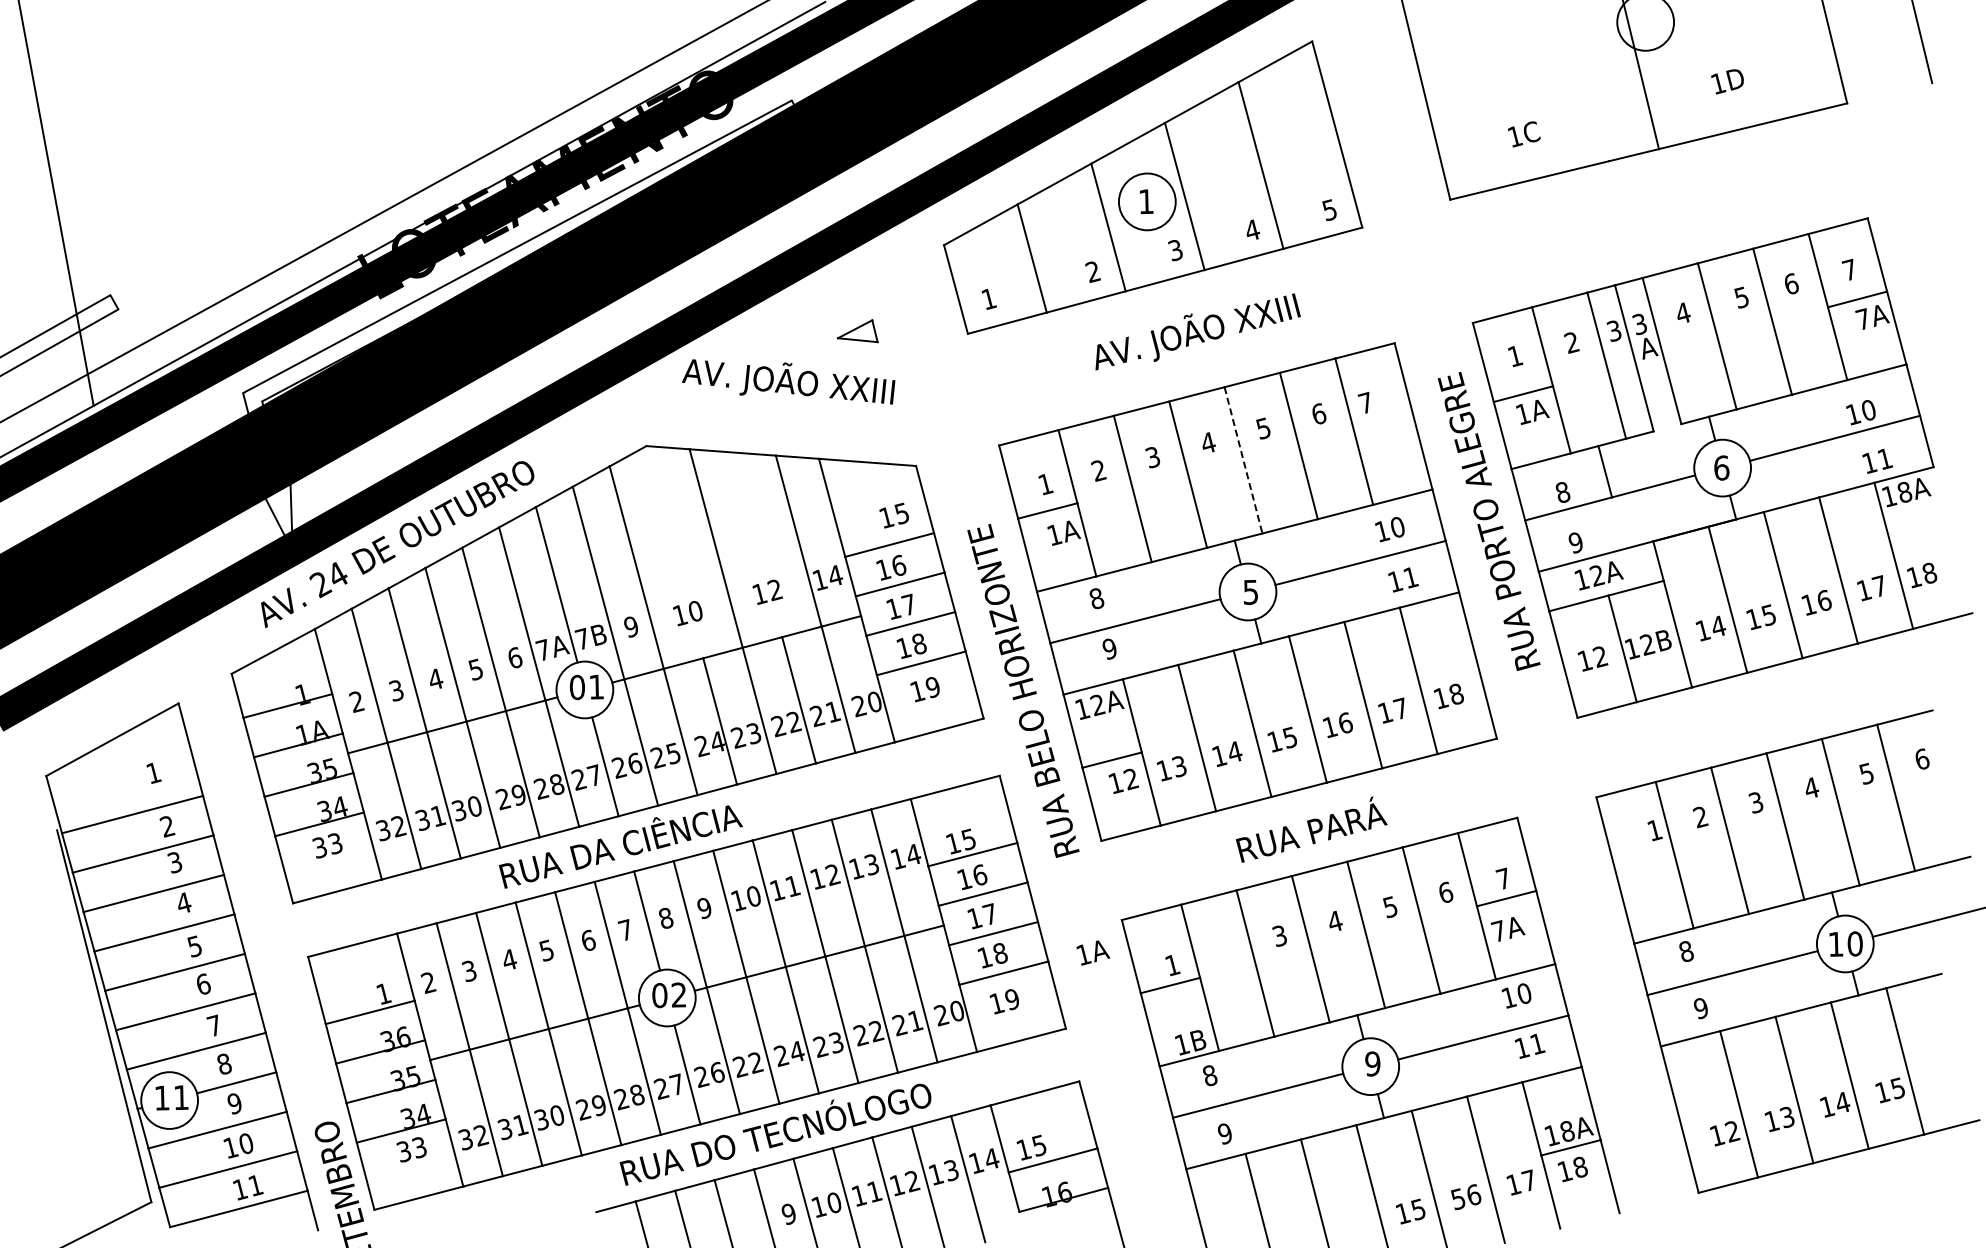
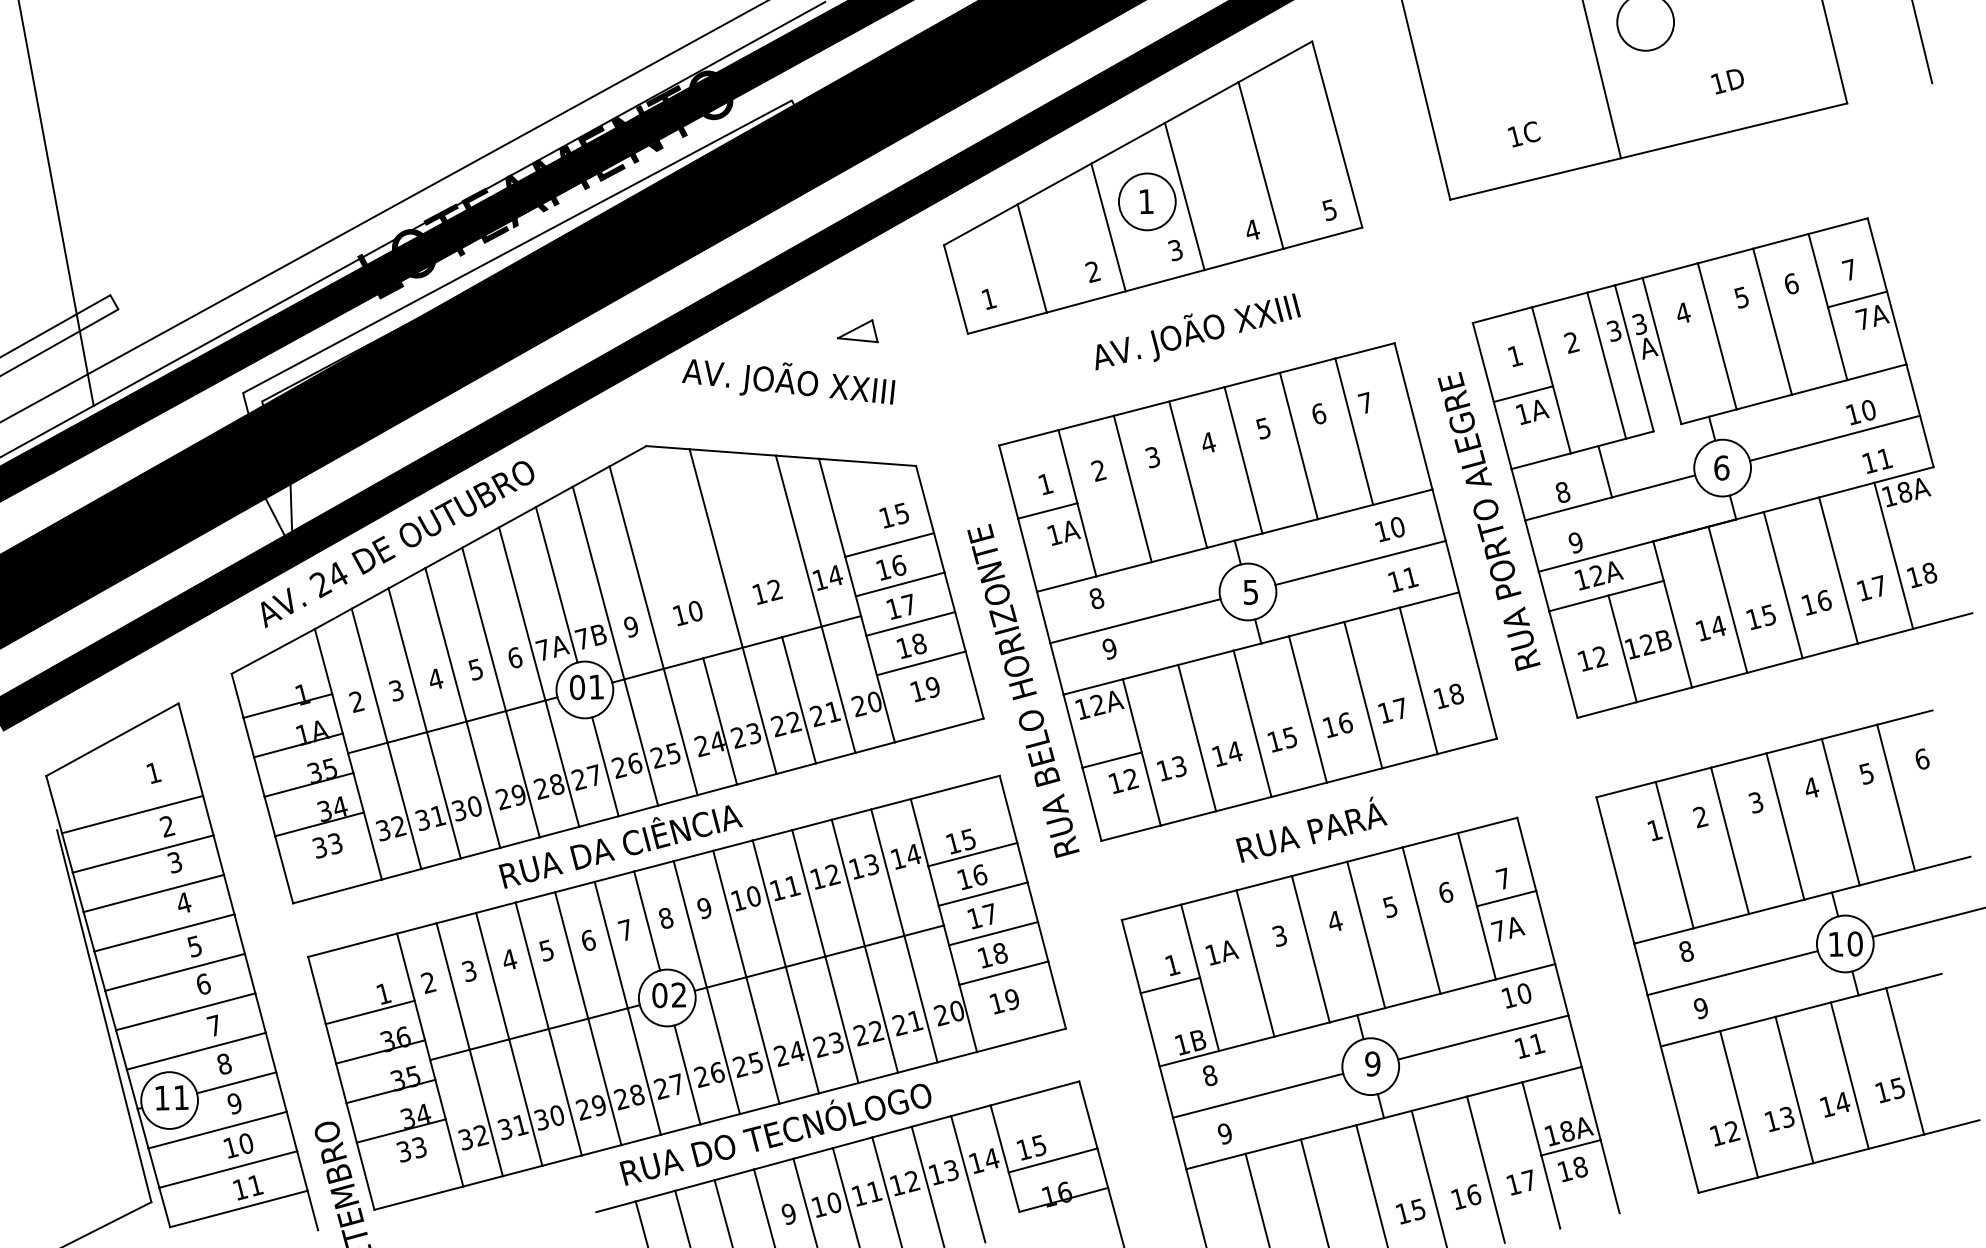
line position: (1641, 75) -> (1602, 80) (1602, 80)
line: dashed -> solid (1243, 460)
text position: (1093, 952) -> (1222, 952) (1222, 952)
text: 22 -> 25 (755, 1062)
text: 56 -> 16 (1458, 1198)
